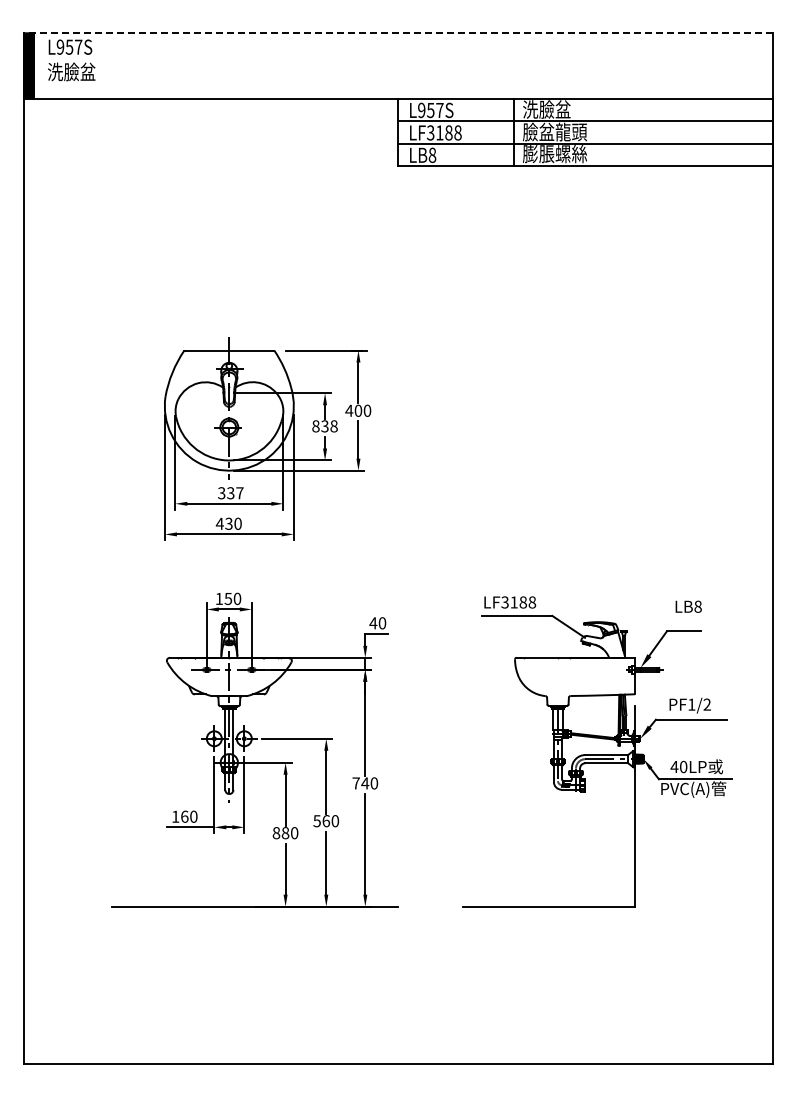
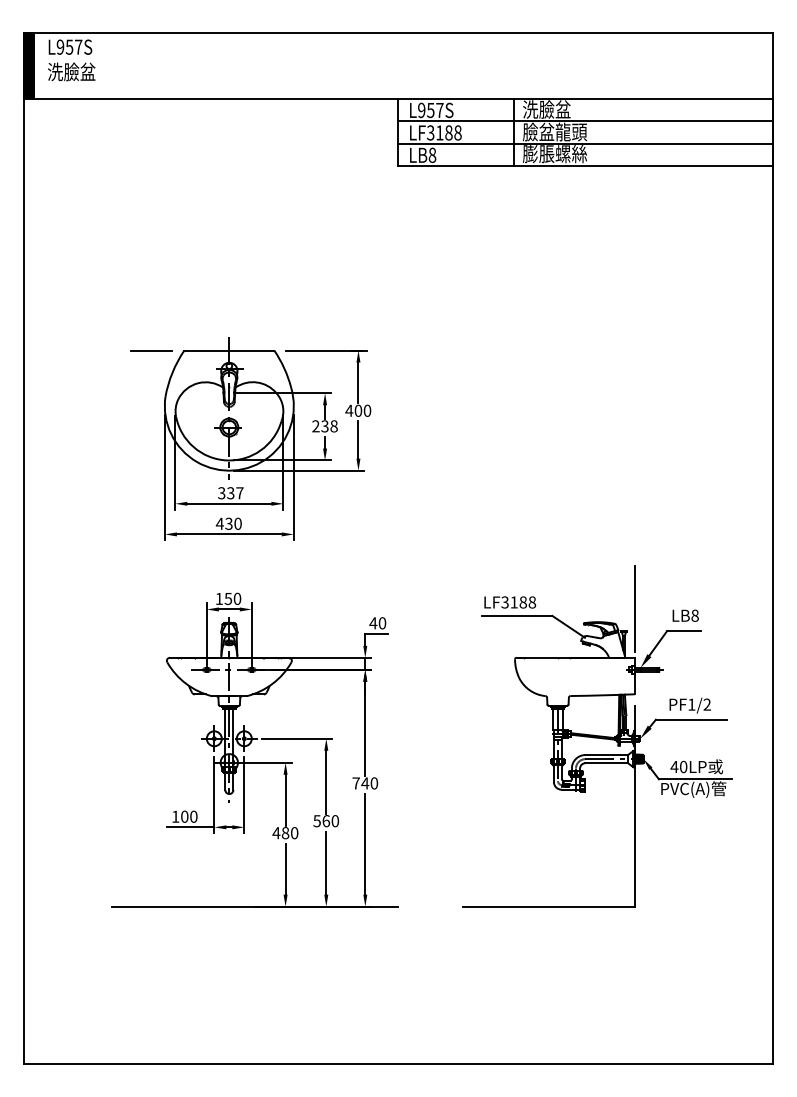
line: dashed -> solid (398, 32)
line: none -> present (151, 350)
text: 838 -> 238 (315, 426)
text position: (688, 606) -> (685, 615) (685, 615)
line: none -> present (634, 608)
text: 160 -> 100 (184, 816)
text: 880 -> 480 (276, 833)
